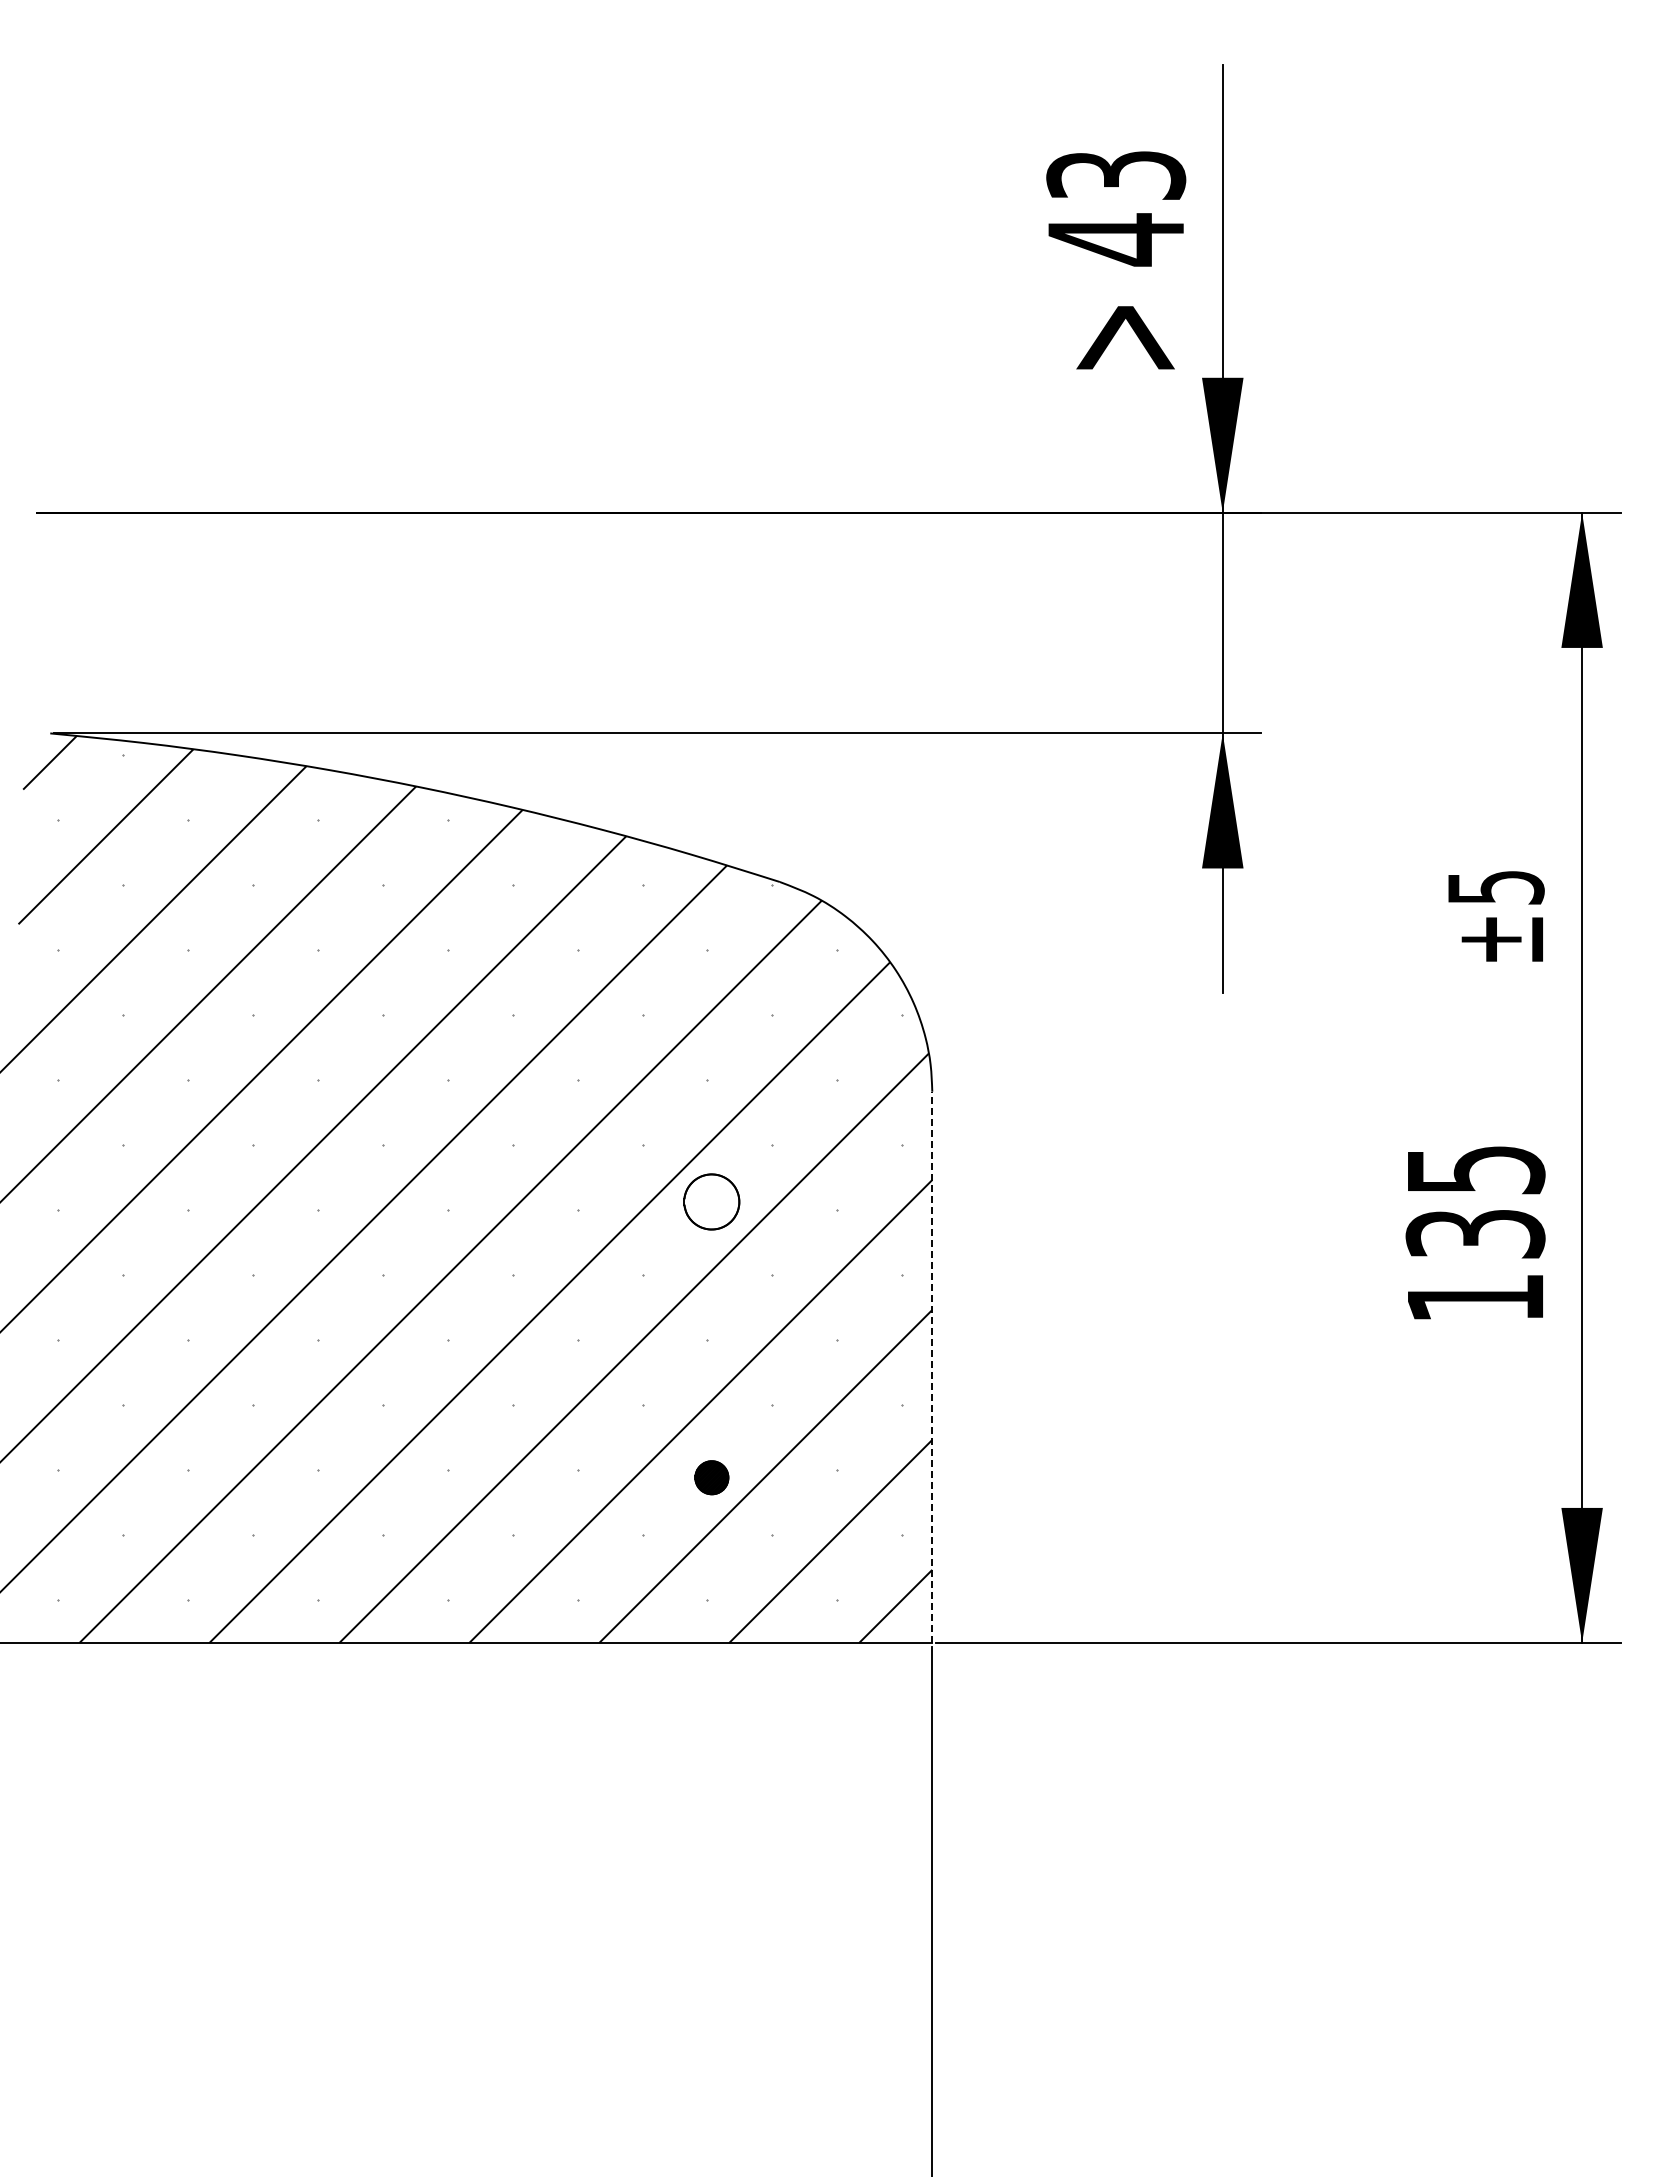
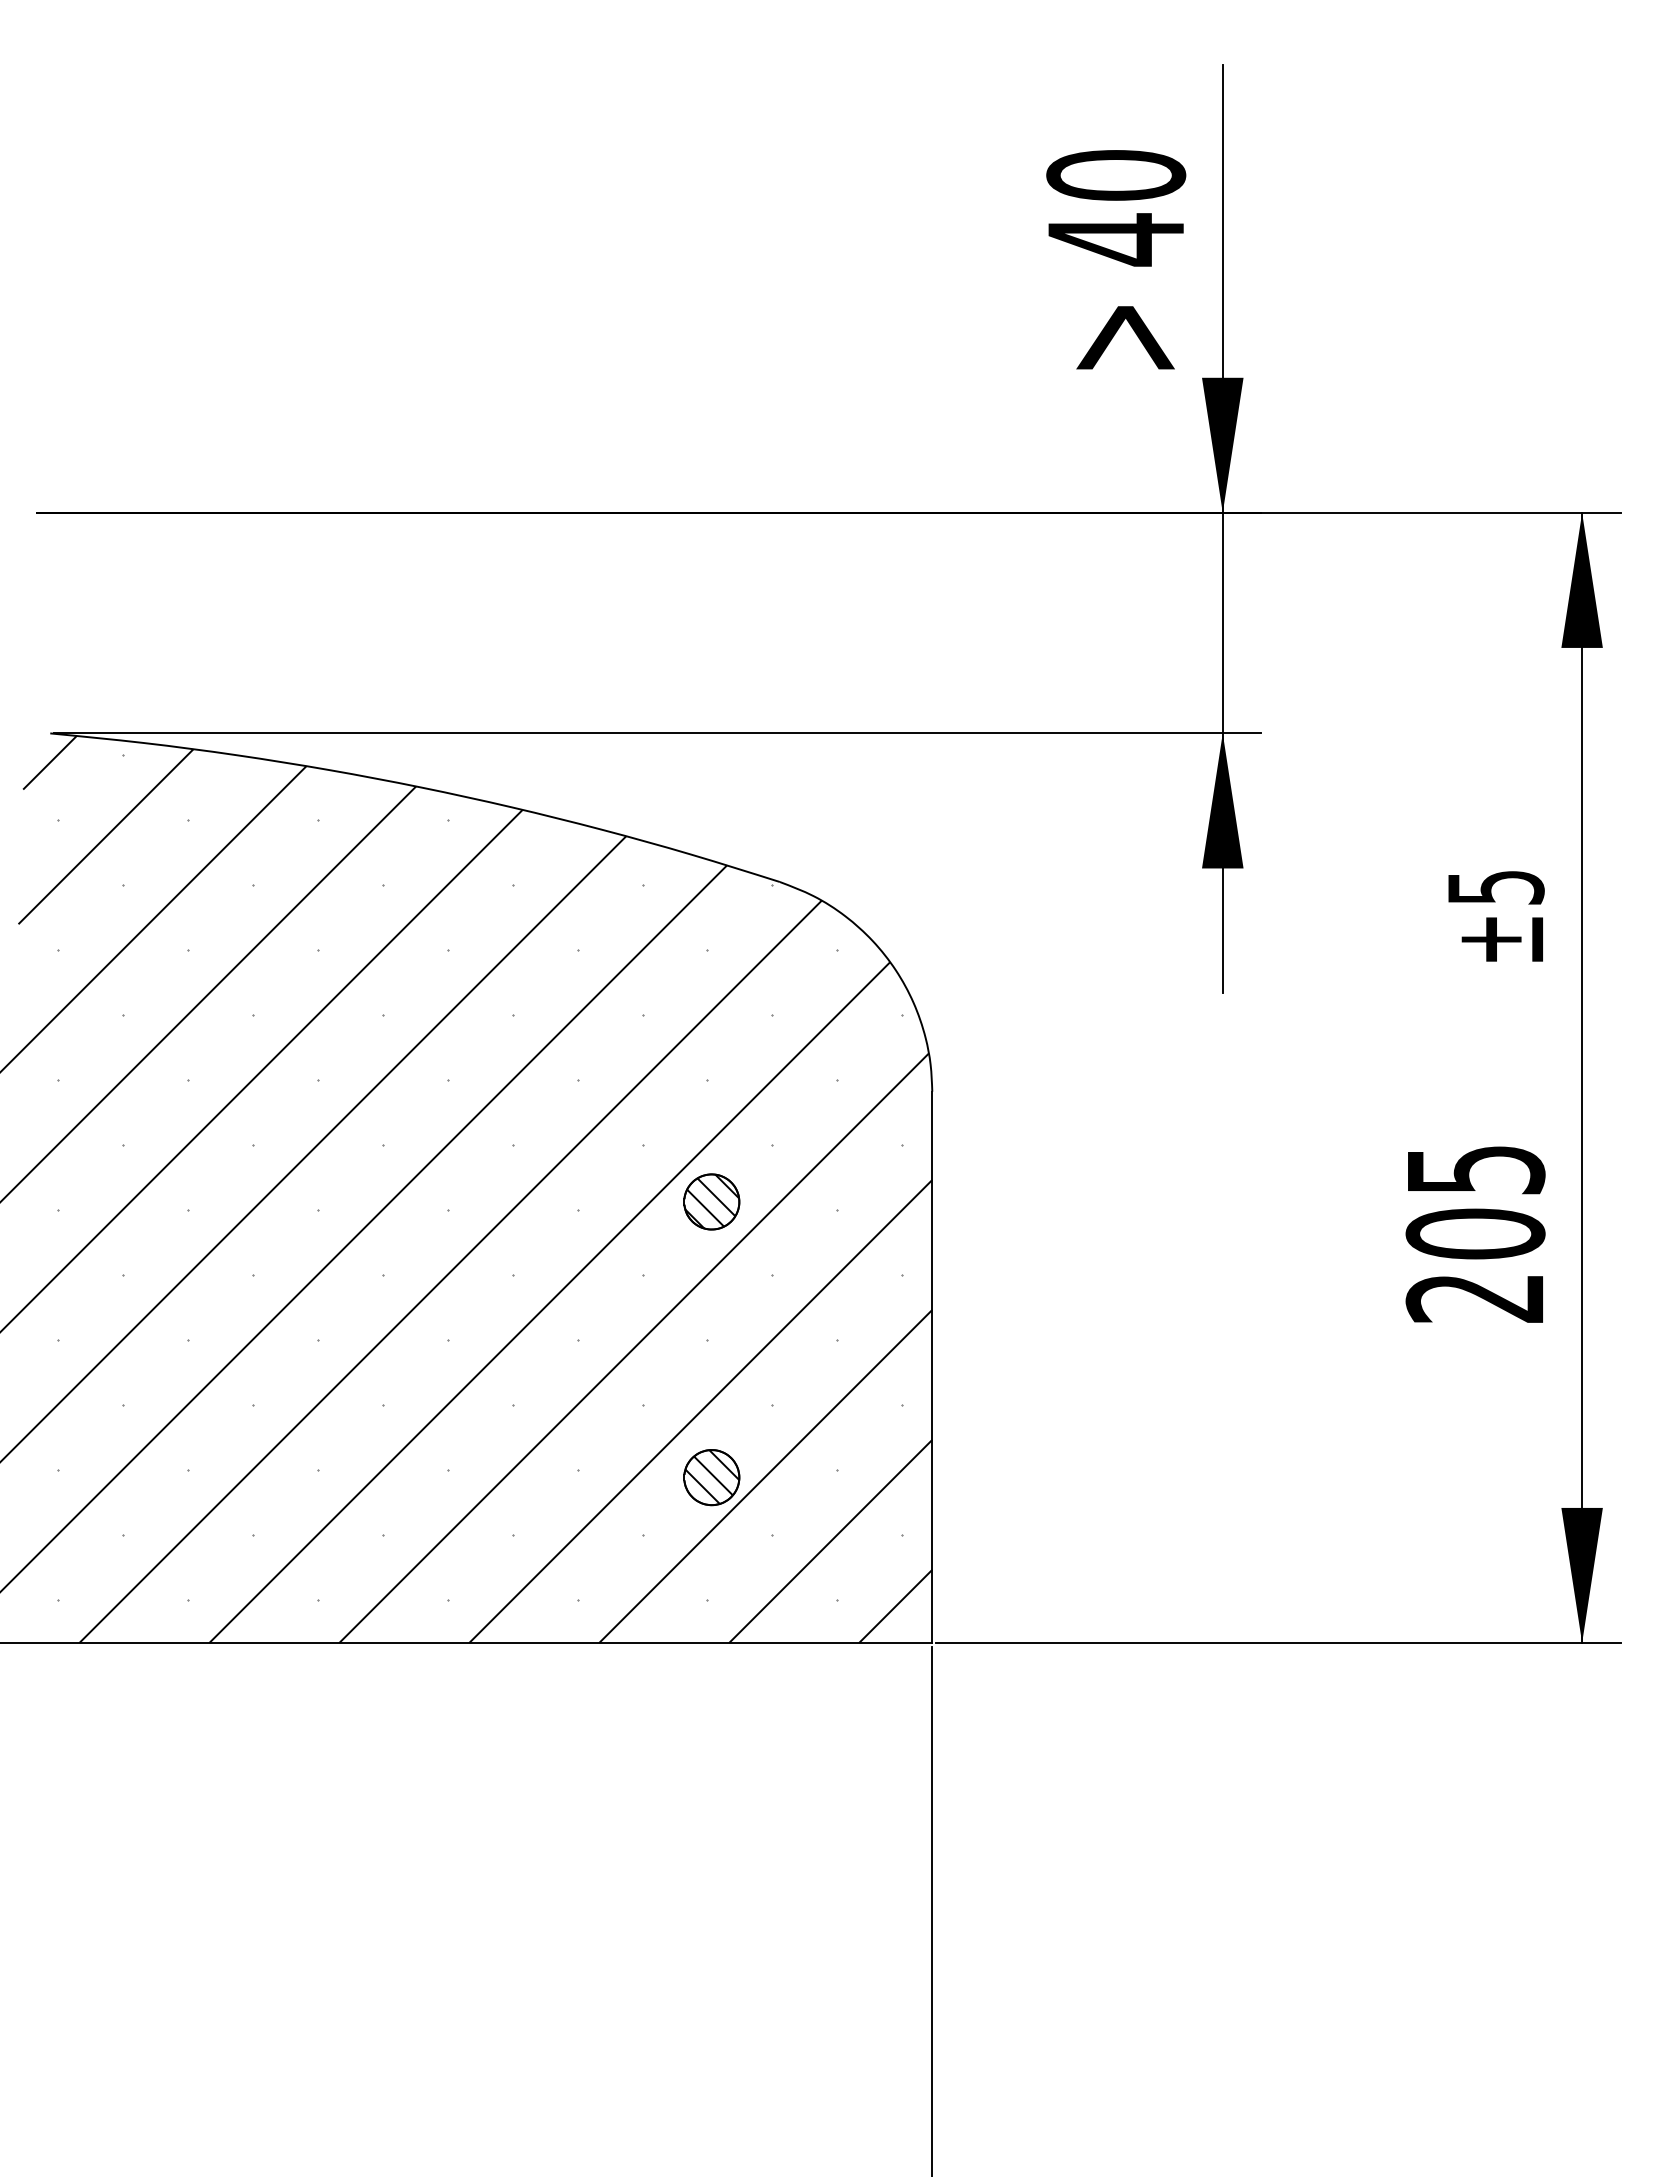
text: 43 -> 40 (1116, 175)
hatch: none -> present (712, 1201)
text: 135 -> 205 (1475, 1265)
line: dashed -> solid (932, 1367)
part size: 36x36 px -> 58x58 px (711, 1477)
